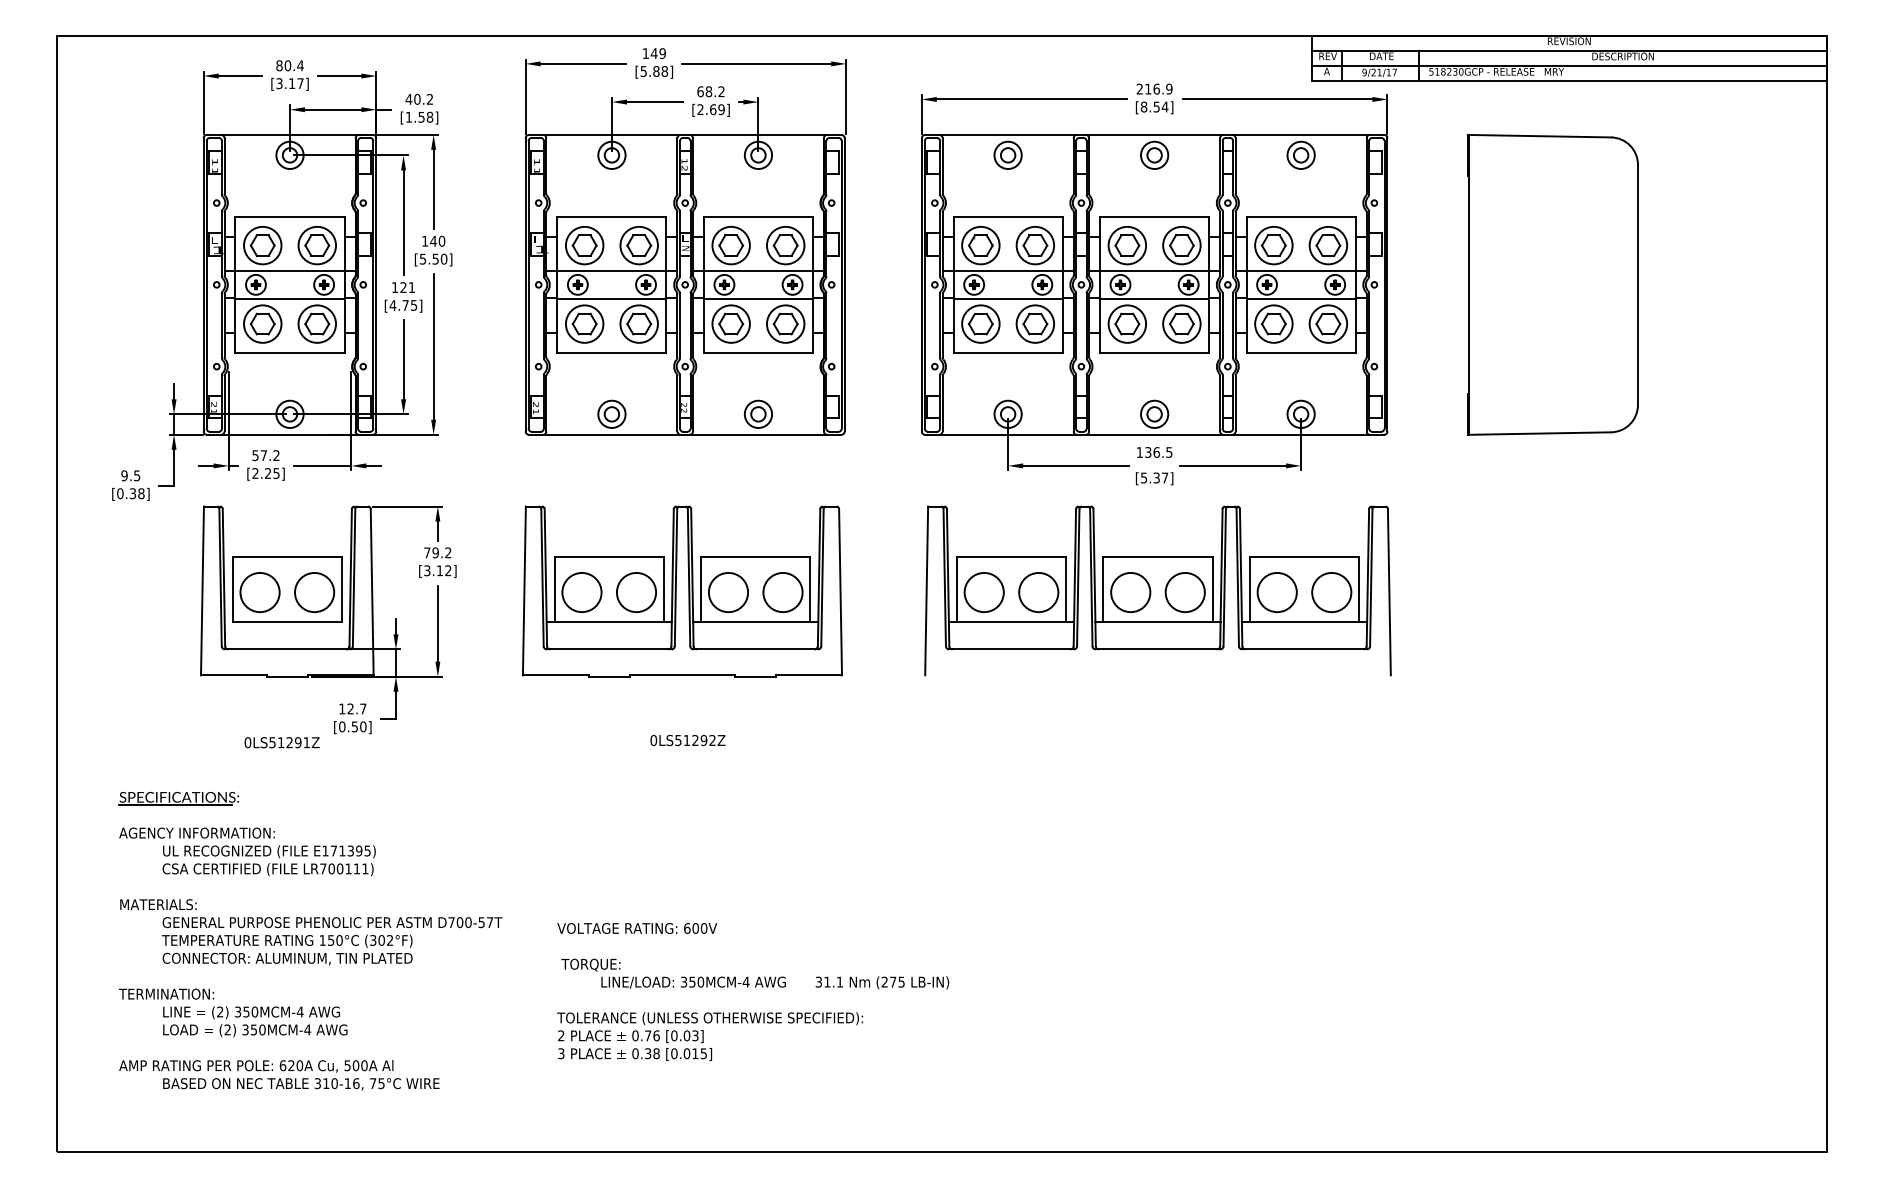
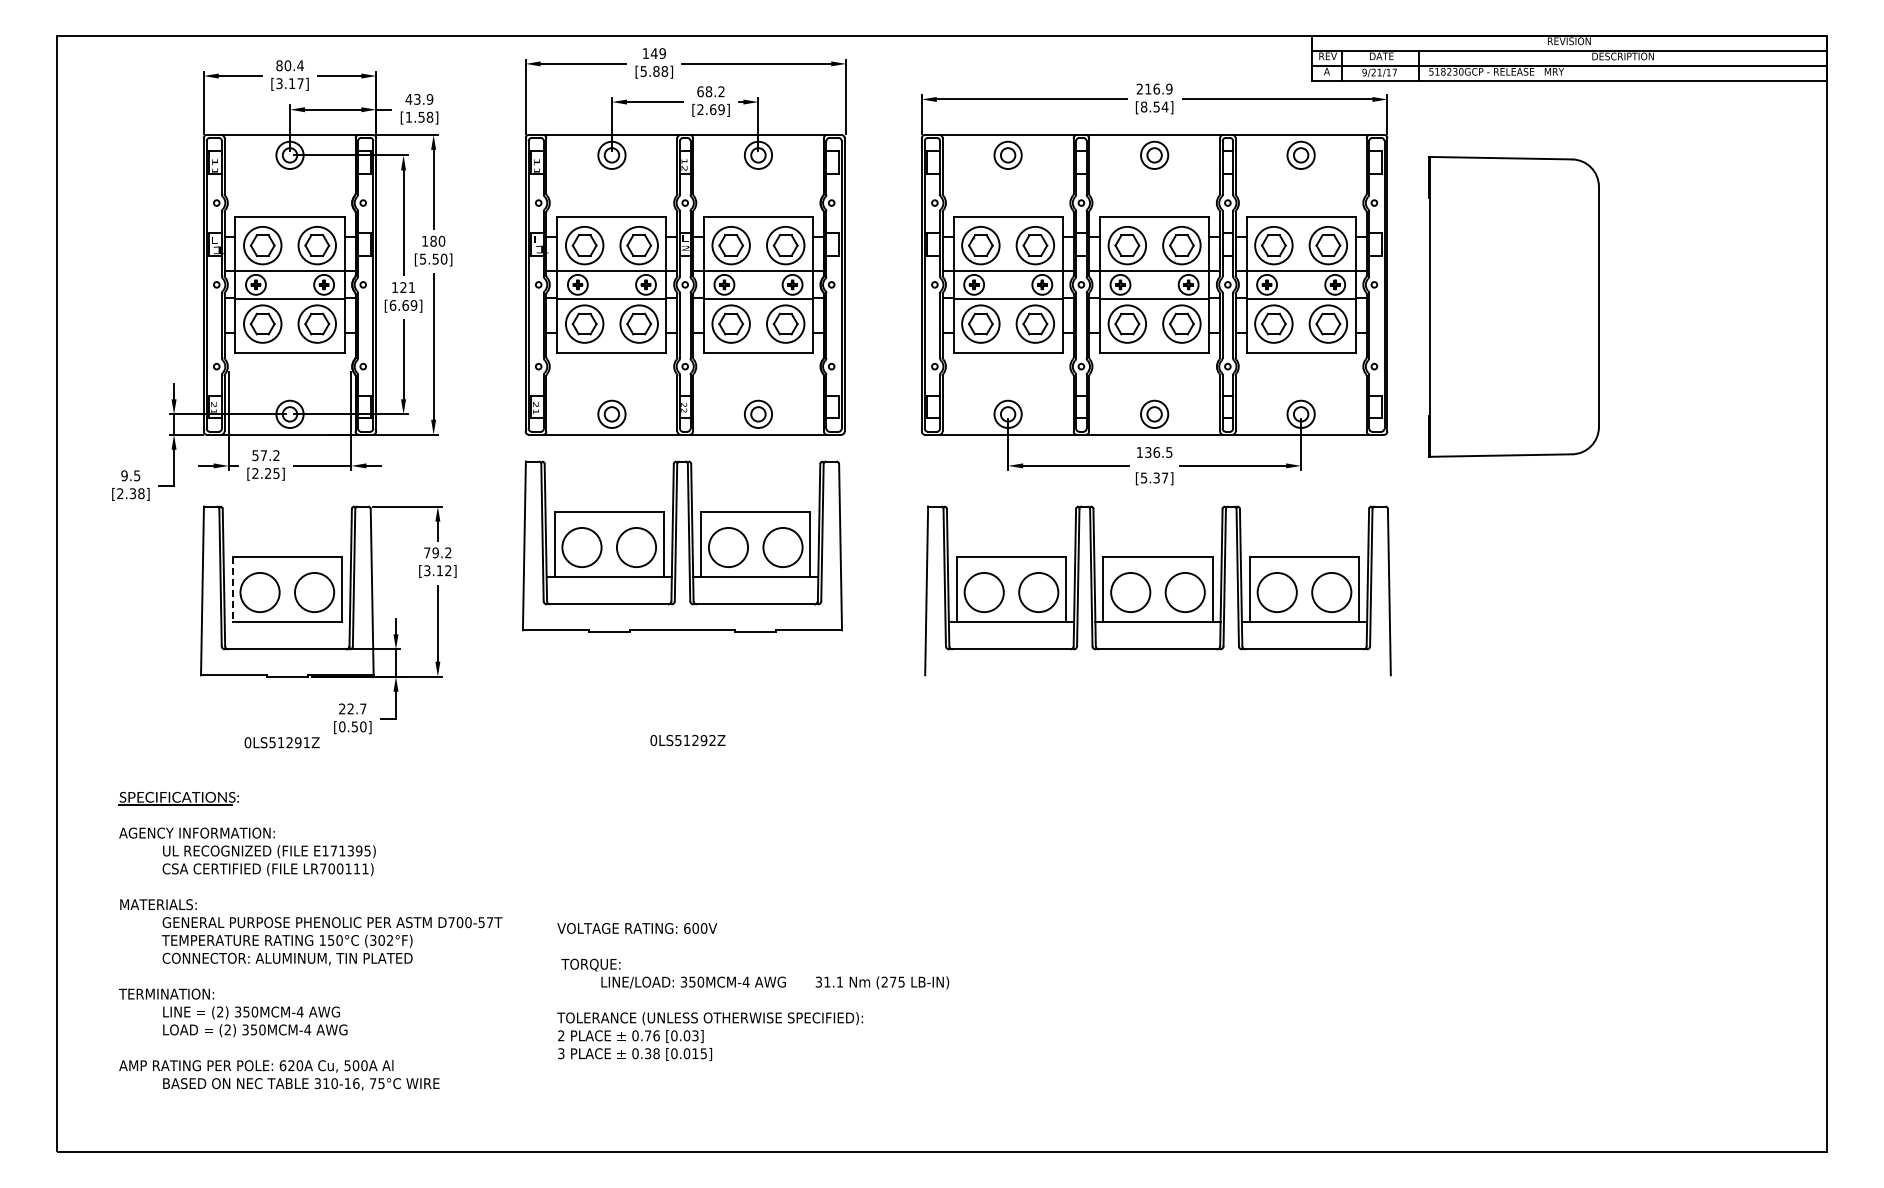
text: 40.2 -> 43.9 (423, 99)
text: 140 -> 180 (433, 240)
part position: (1552, 284) -> (1513, 306) (1513, 306)
text: [4.75] -> [6.69] (403, 305)
text: [0.38] -> [2.38] (120, 493)
line: solid -> dashed (232, 590)
part position: (682, 591) -> (682, 546) (682, 546)
text: 12.7 -> 22.7 (342, 708)
